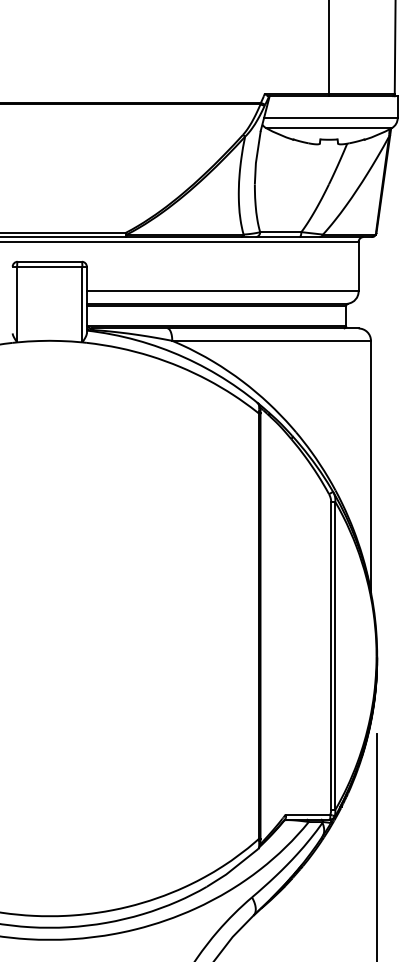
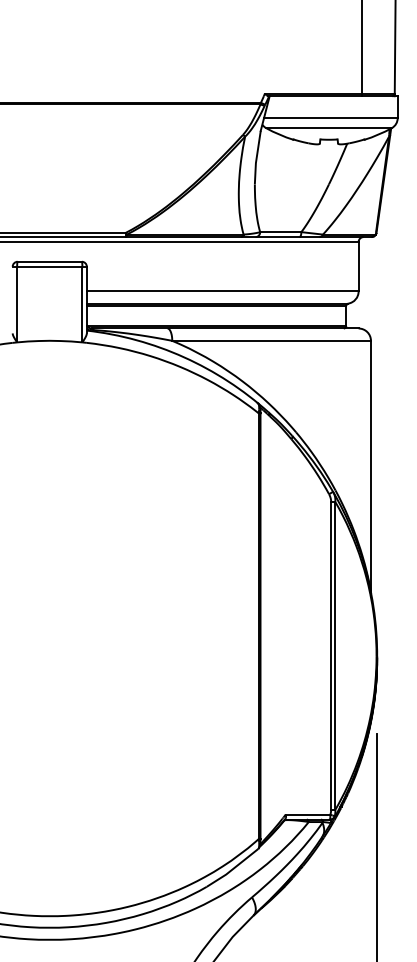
line position: (328, 49) -> (361, 49) (361, 49)
